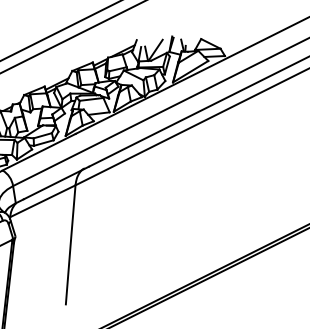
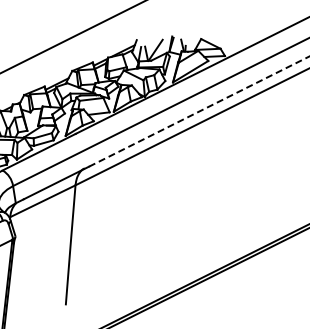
line: present -> none (60, 30)
line: solid -> dashed (199, 111)
